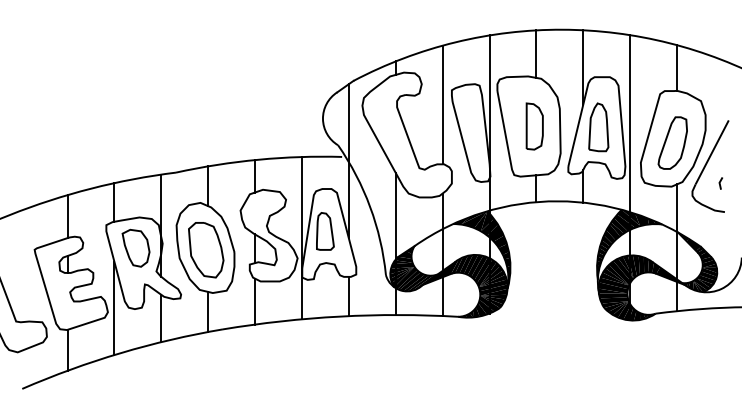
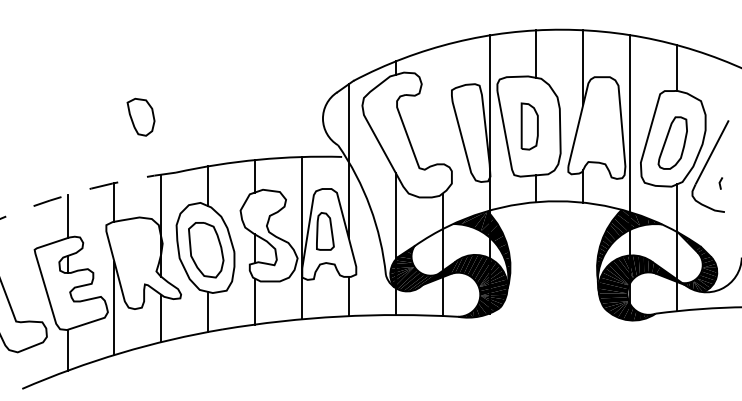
line: present -> none (442, 104)
part position: (534, 126) -> (529, 126) (529, 126)
part: present -> none (598, 127)
arc: solid -> dashed (87, 189)
part position: (135, 247) -> (140, 116) (140, 116)
